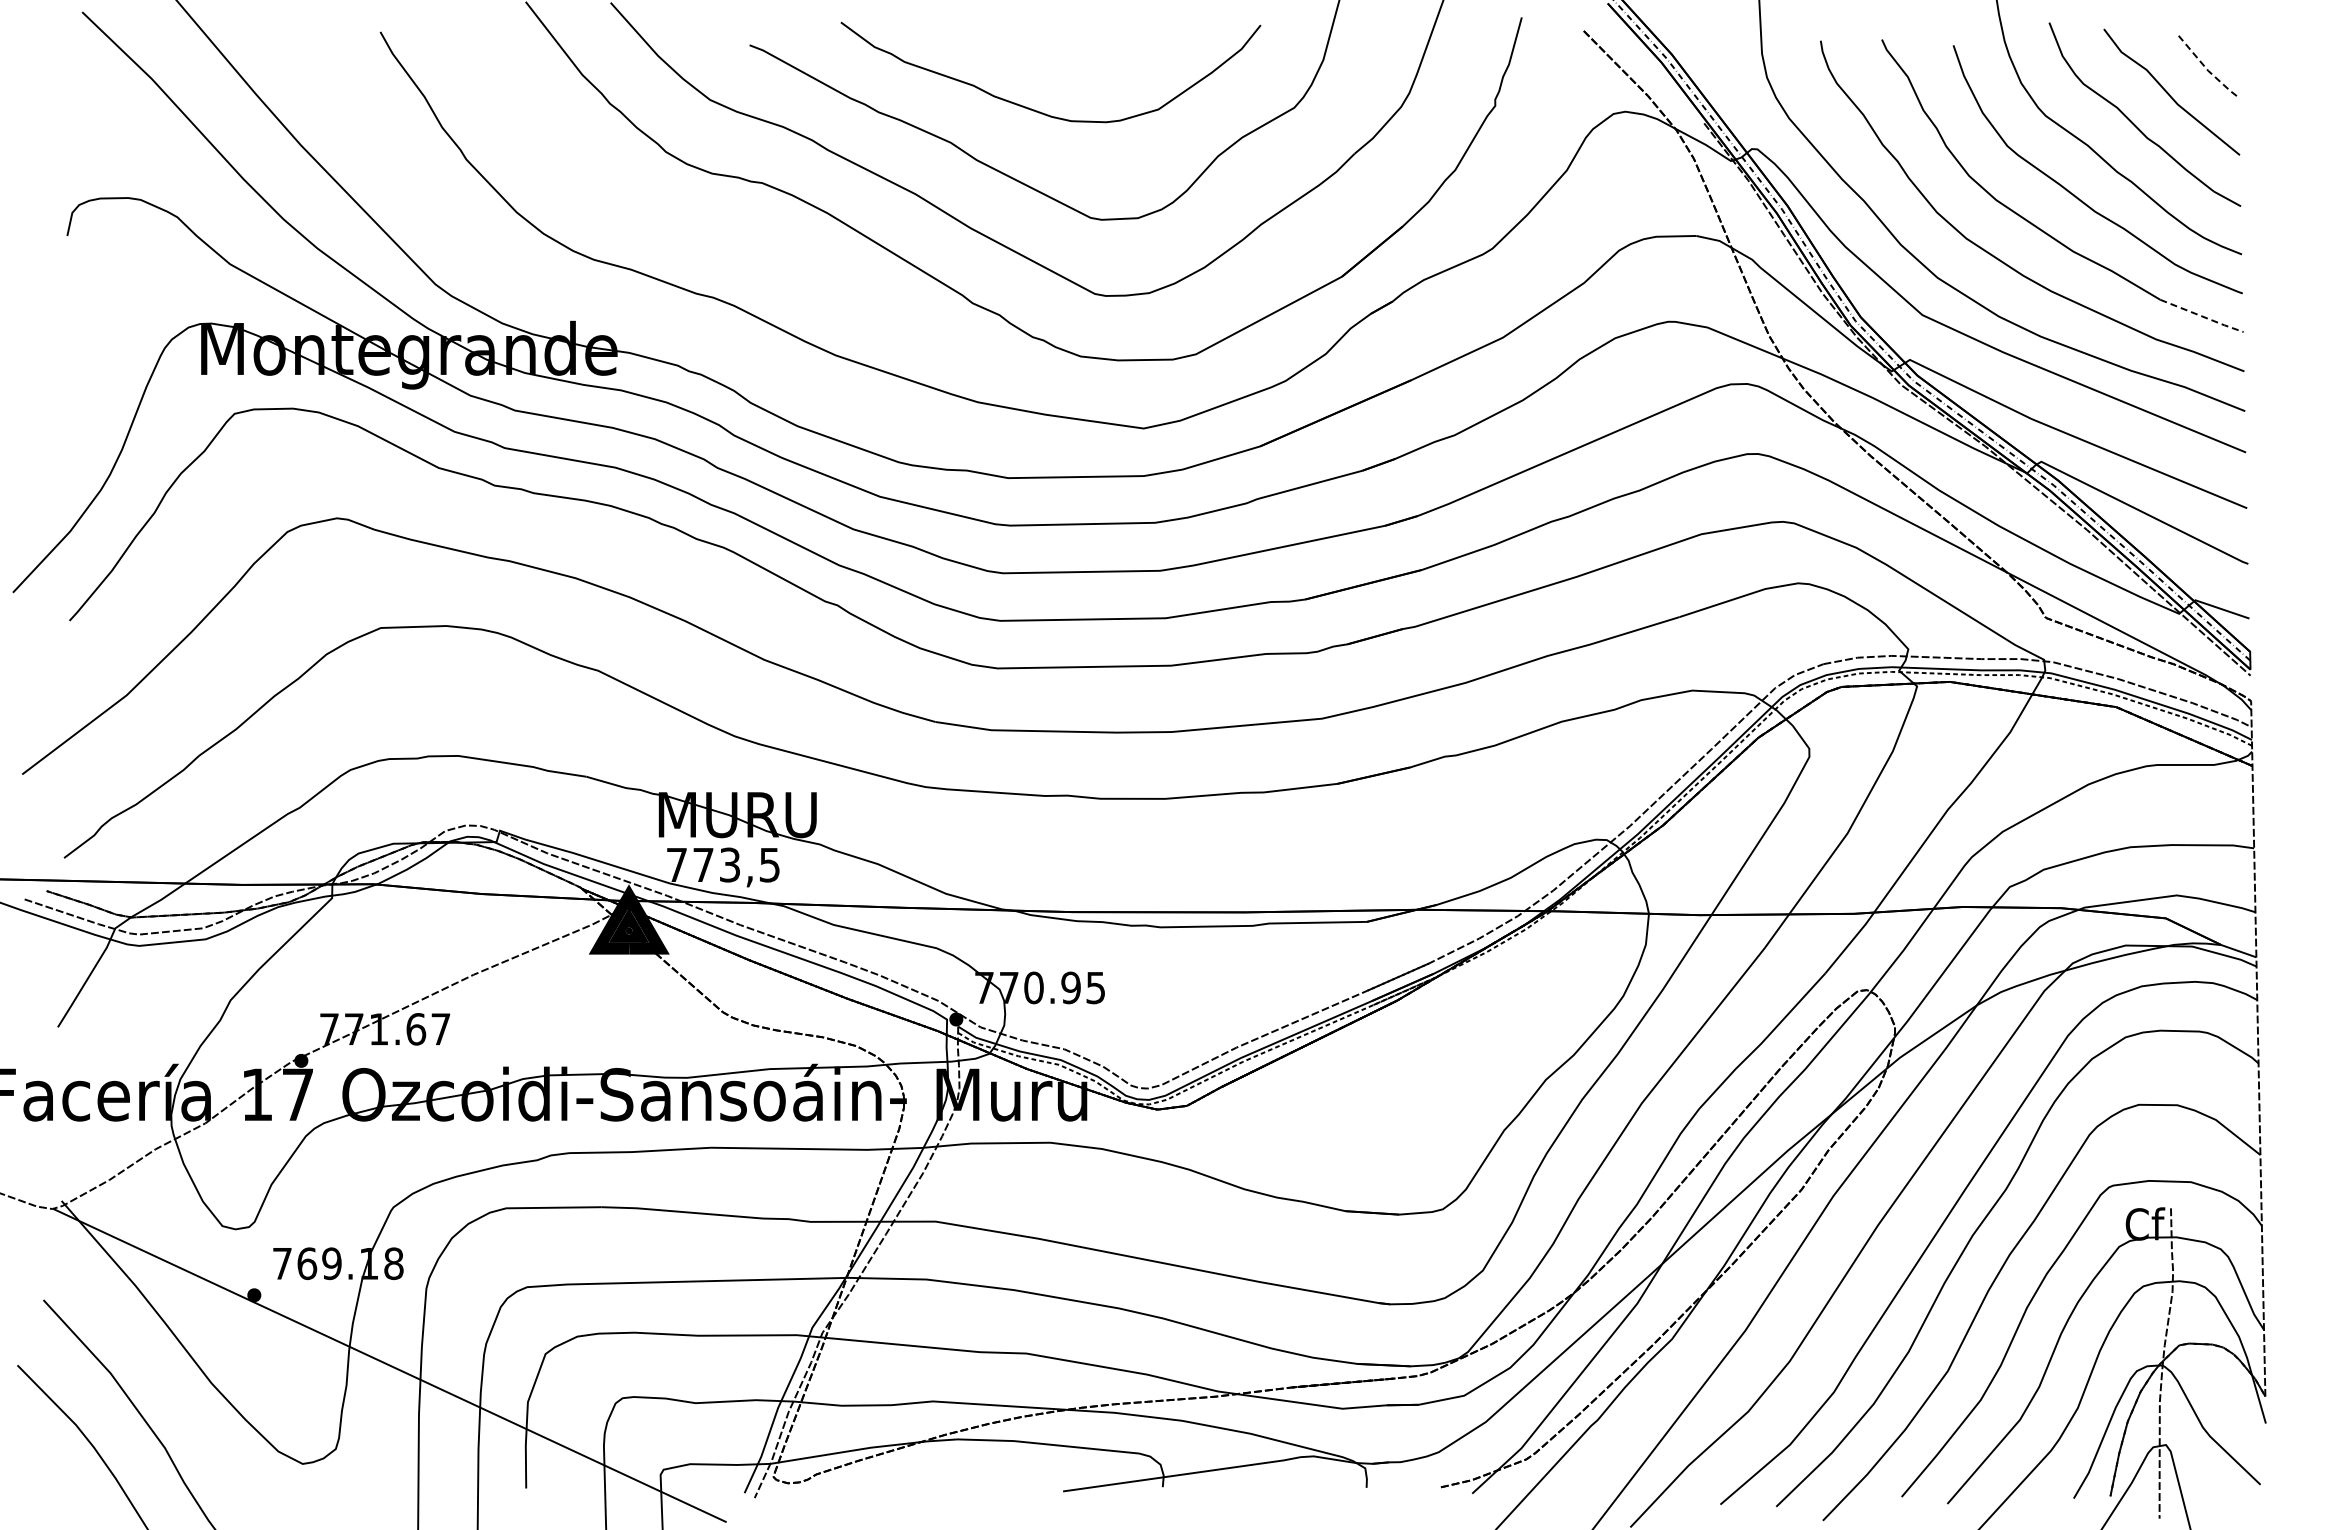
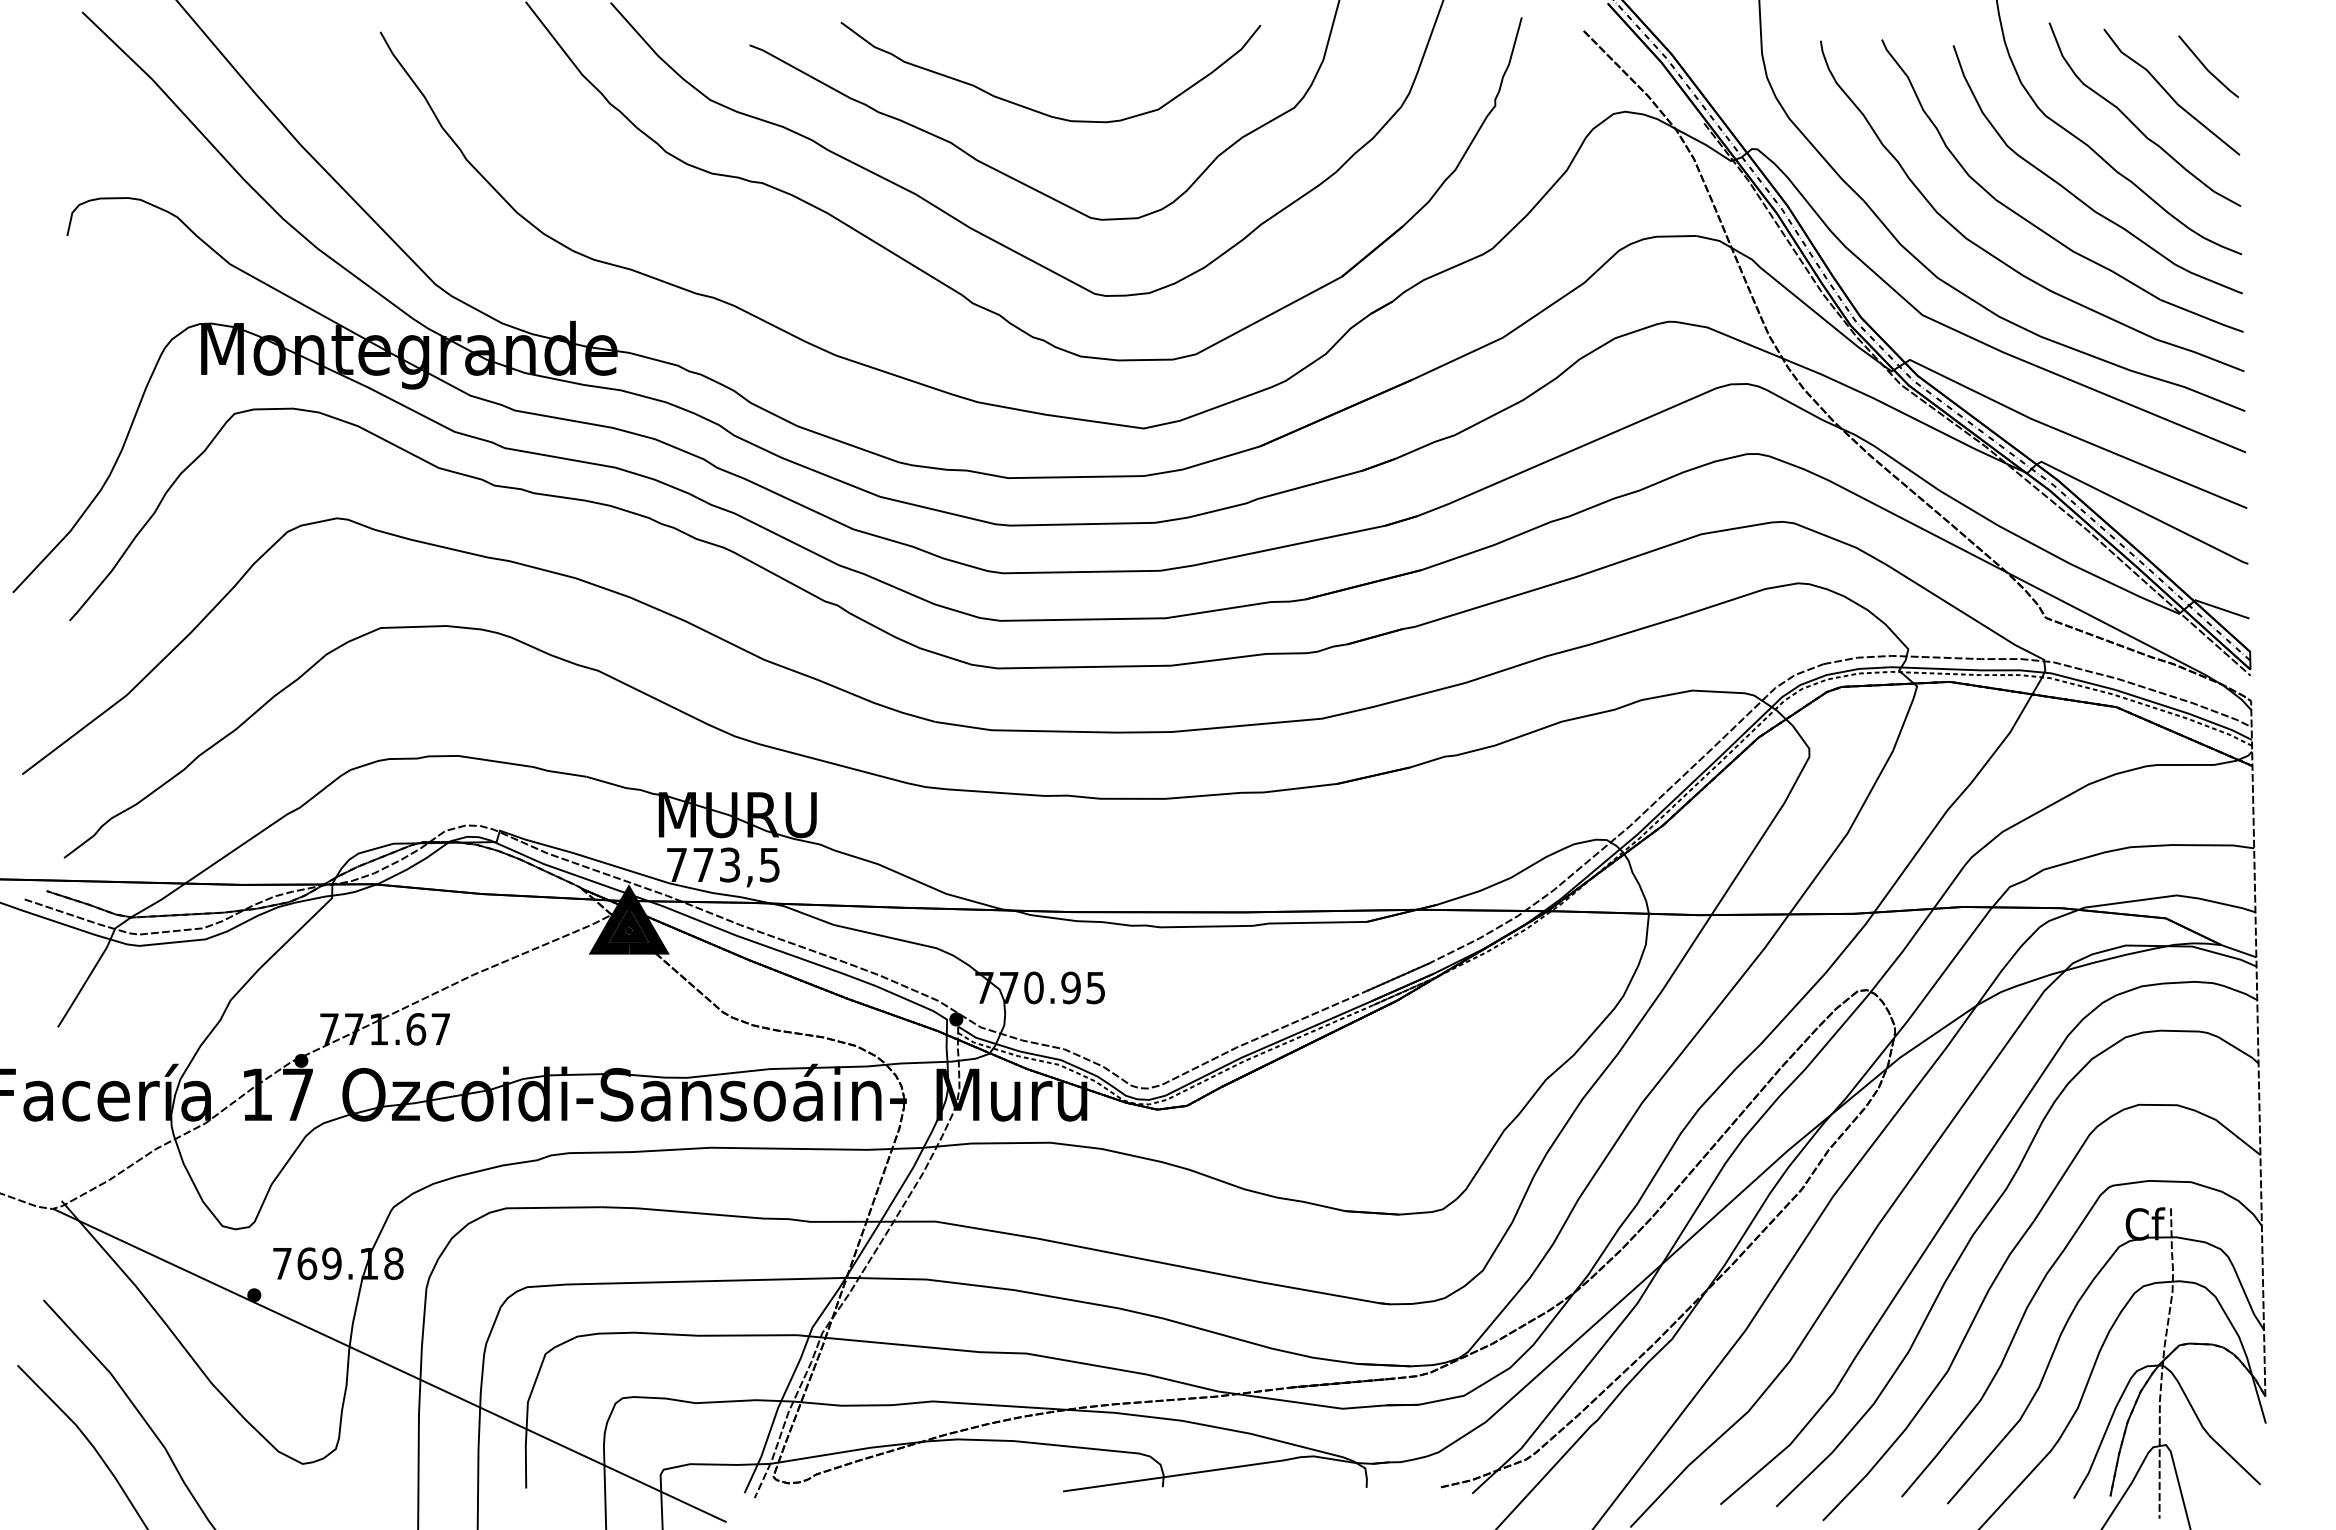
line: dashed -> solid (2207, 69)
line: dashed -> solid (2203, 316)
